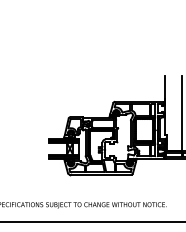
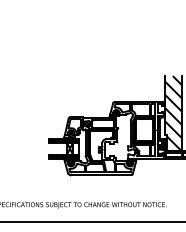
hatch: none -> present (173, 113)
